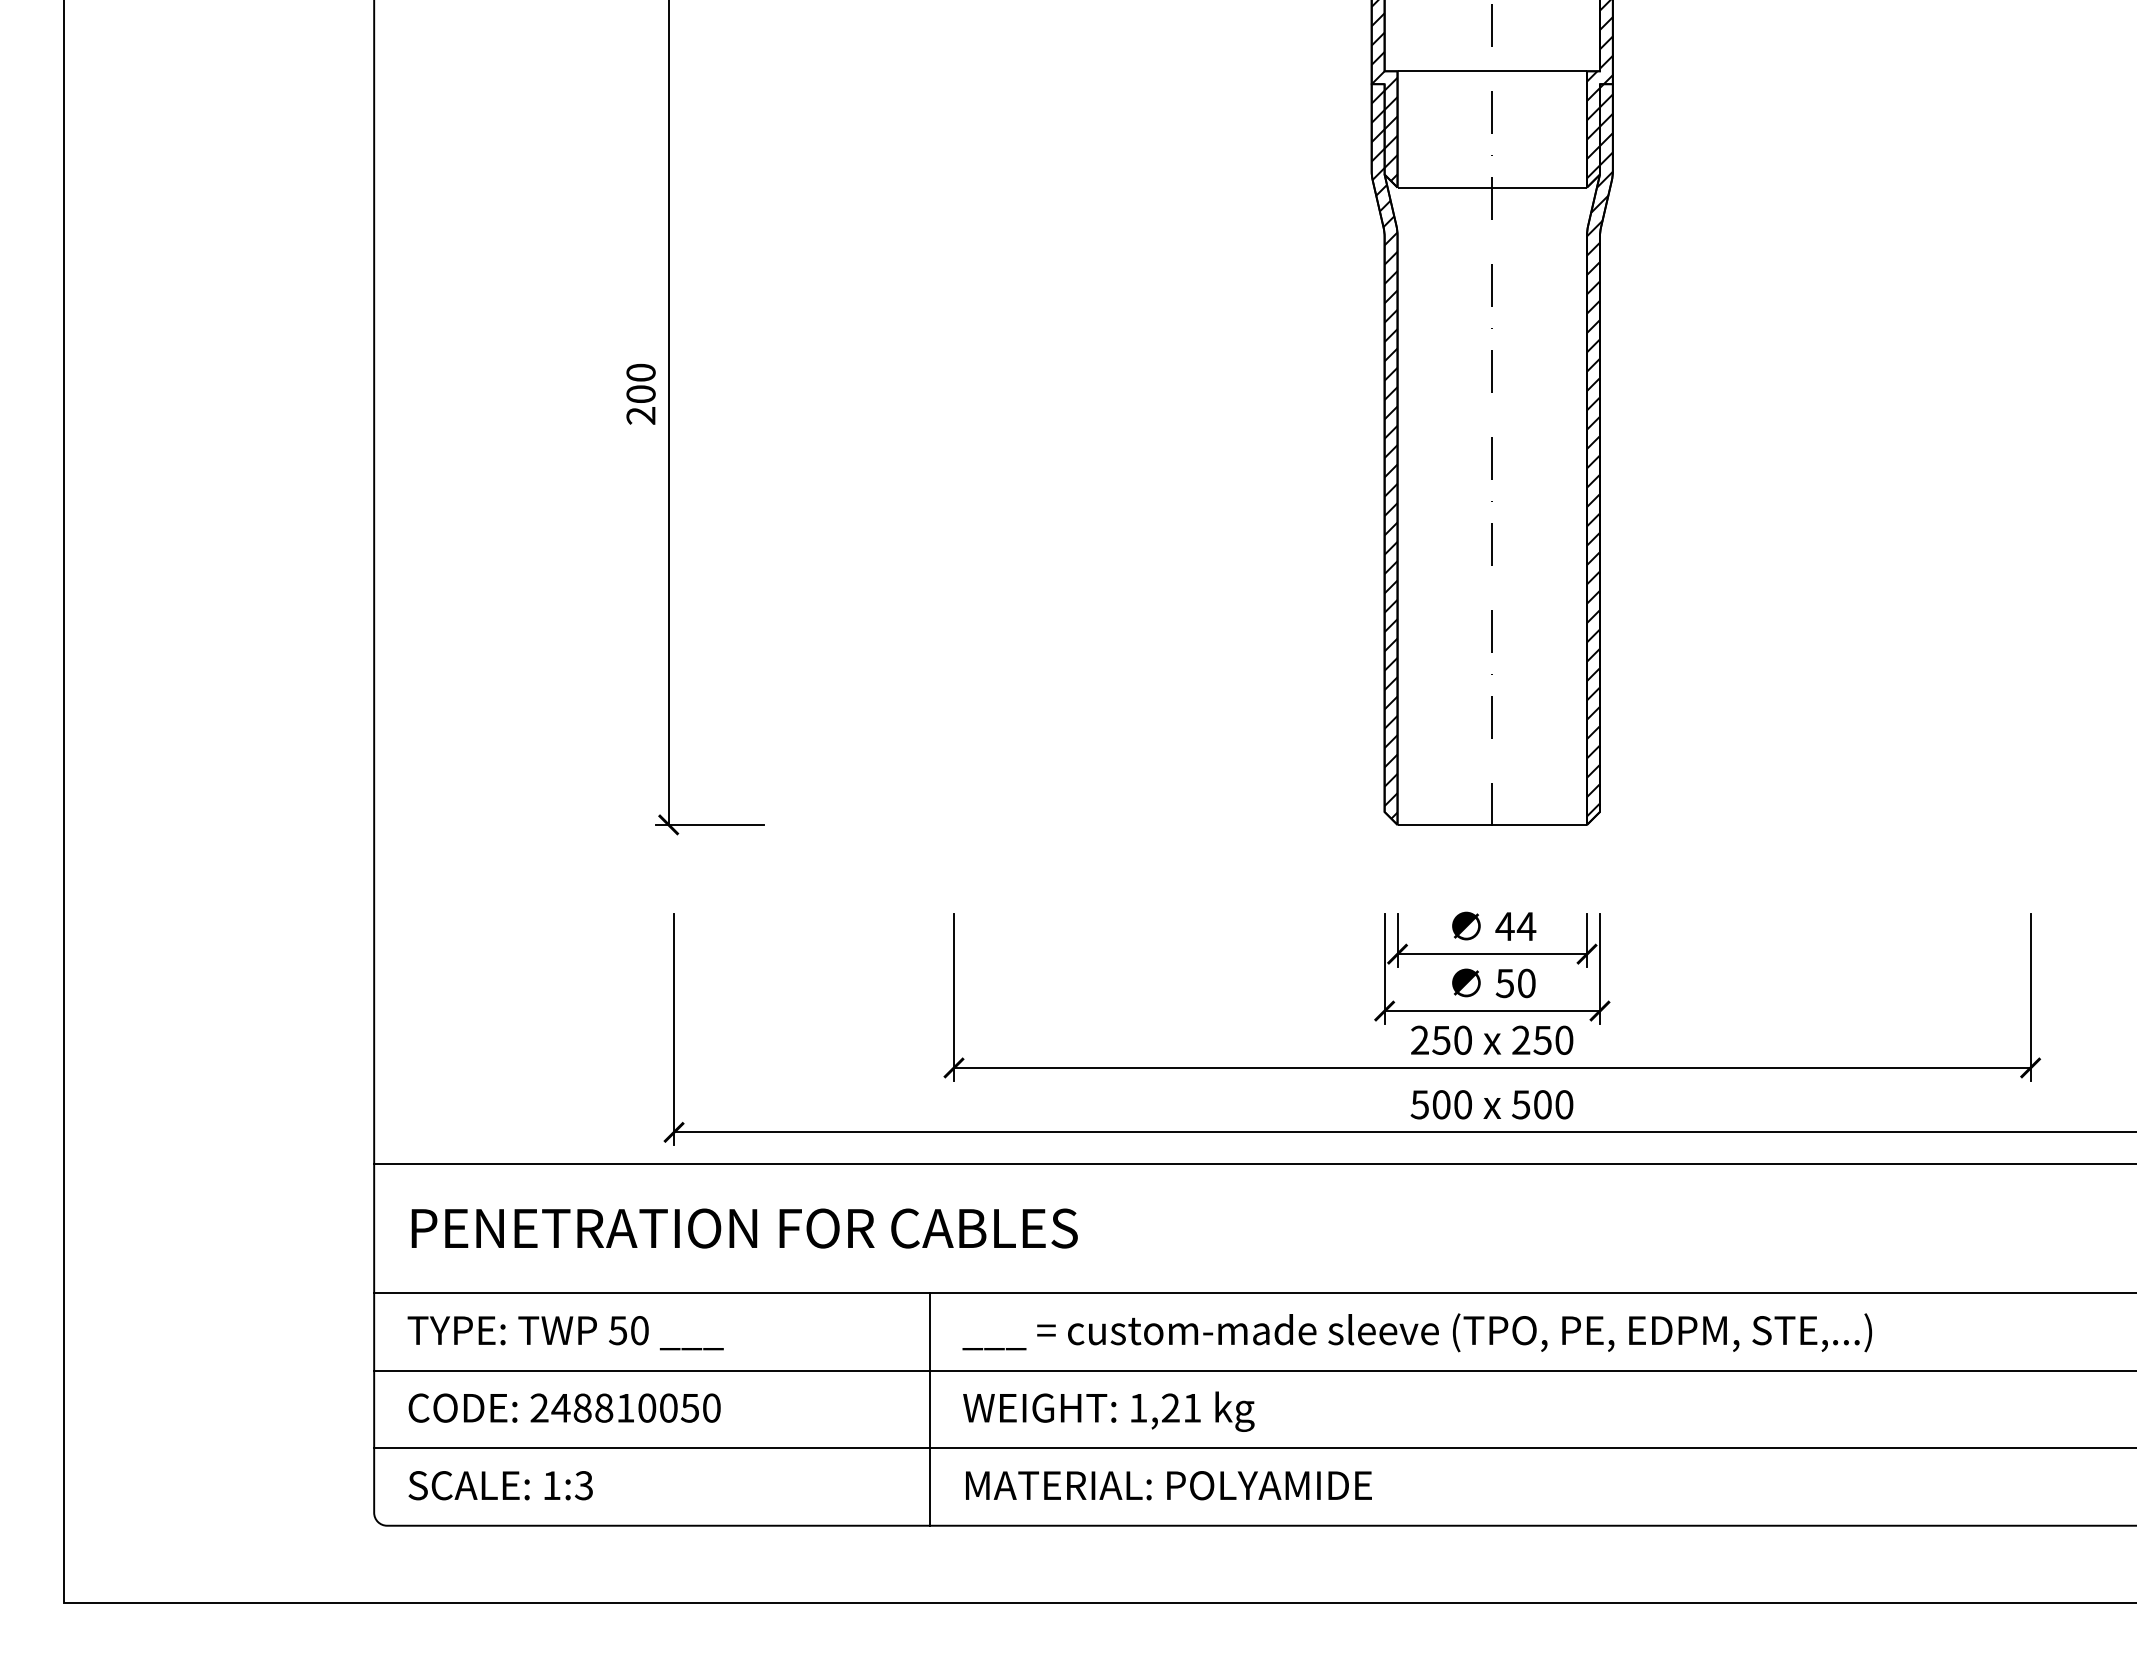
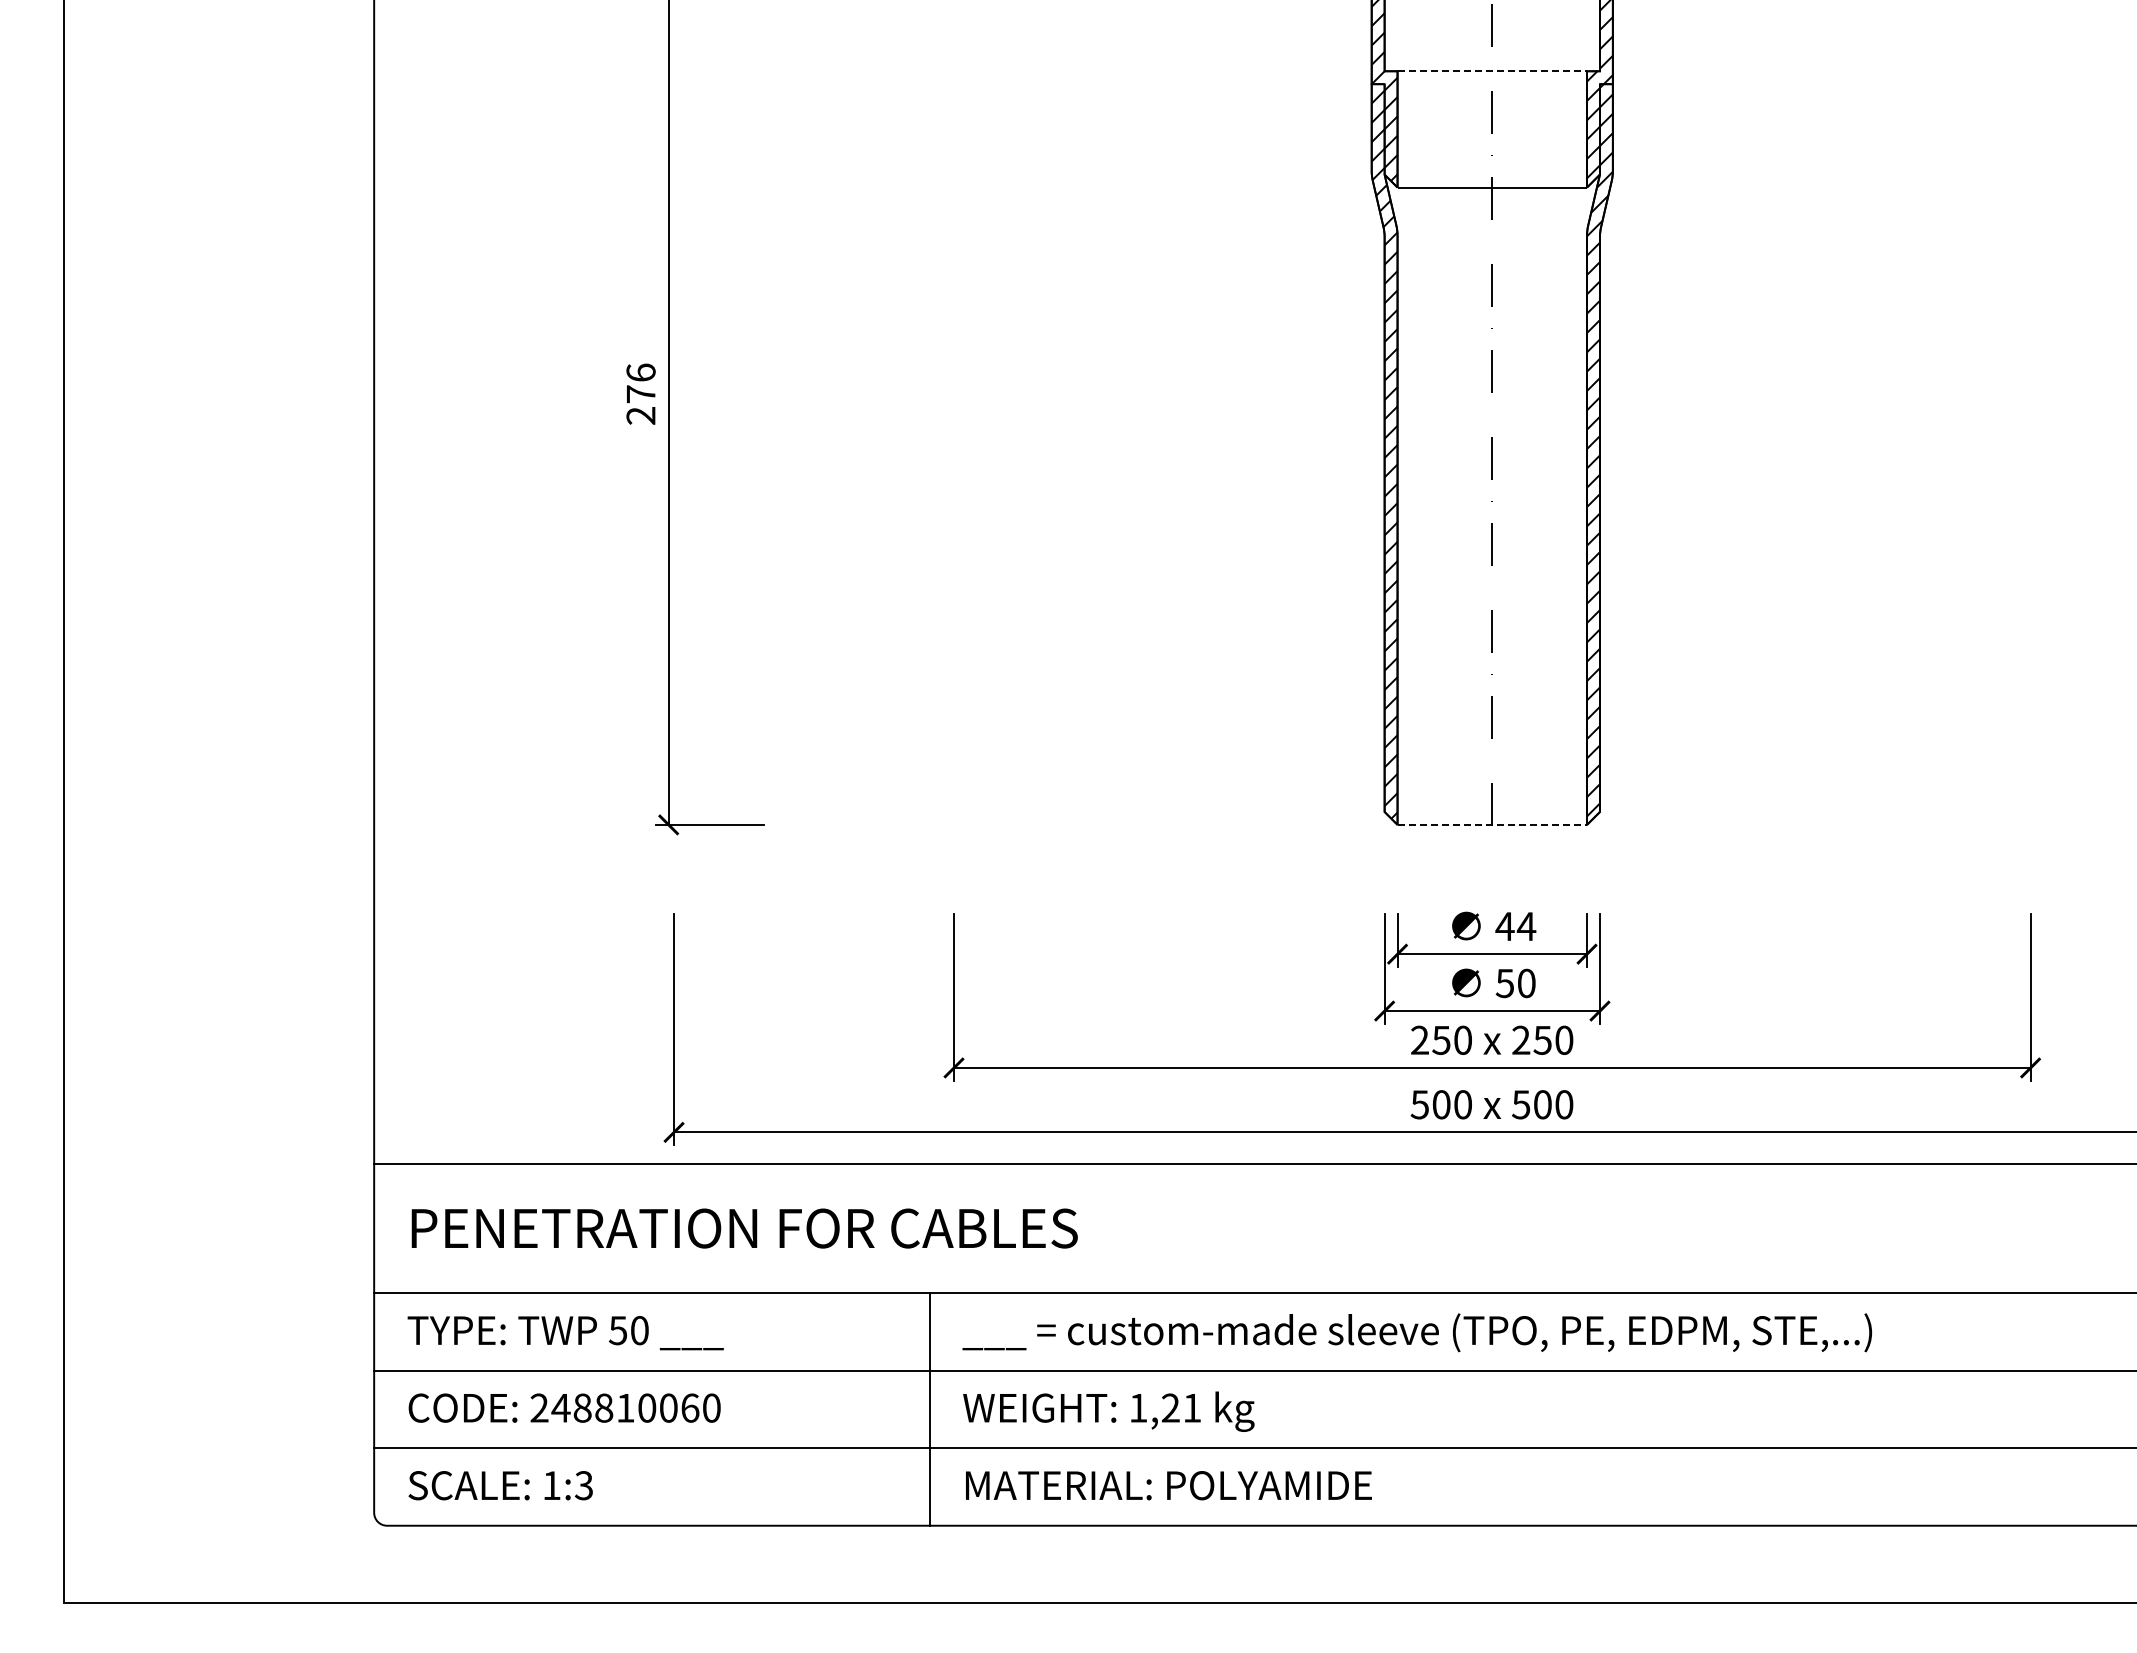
line: solid -> dashed (1492, 71)
text: 200 -> 276 (640, 383)
line: solid -> dashed (1492, 824)
text: 248810050 -> 248810060 (690, 1407)
